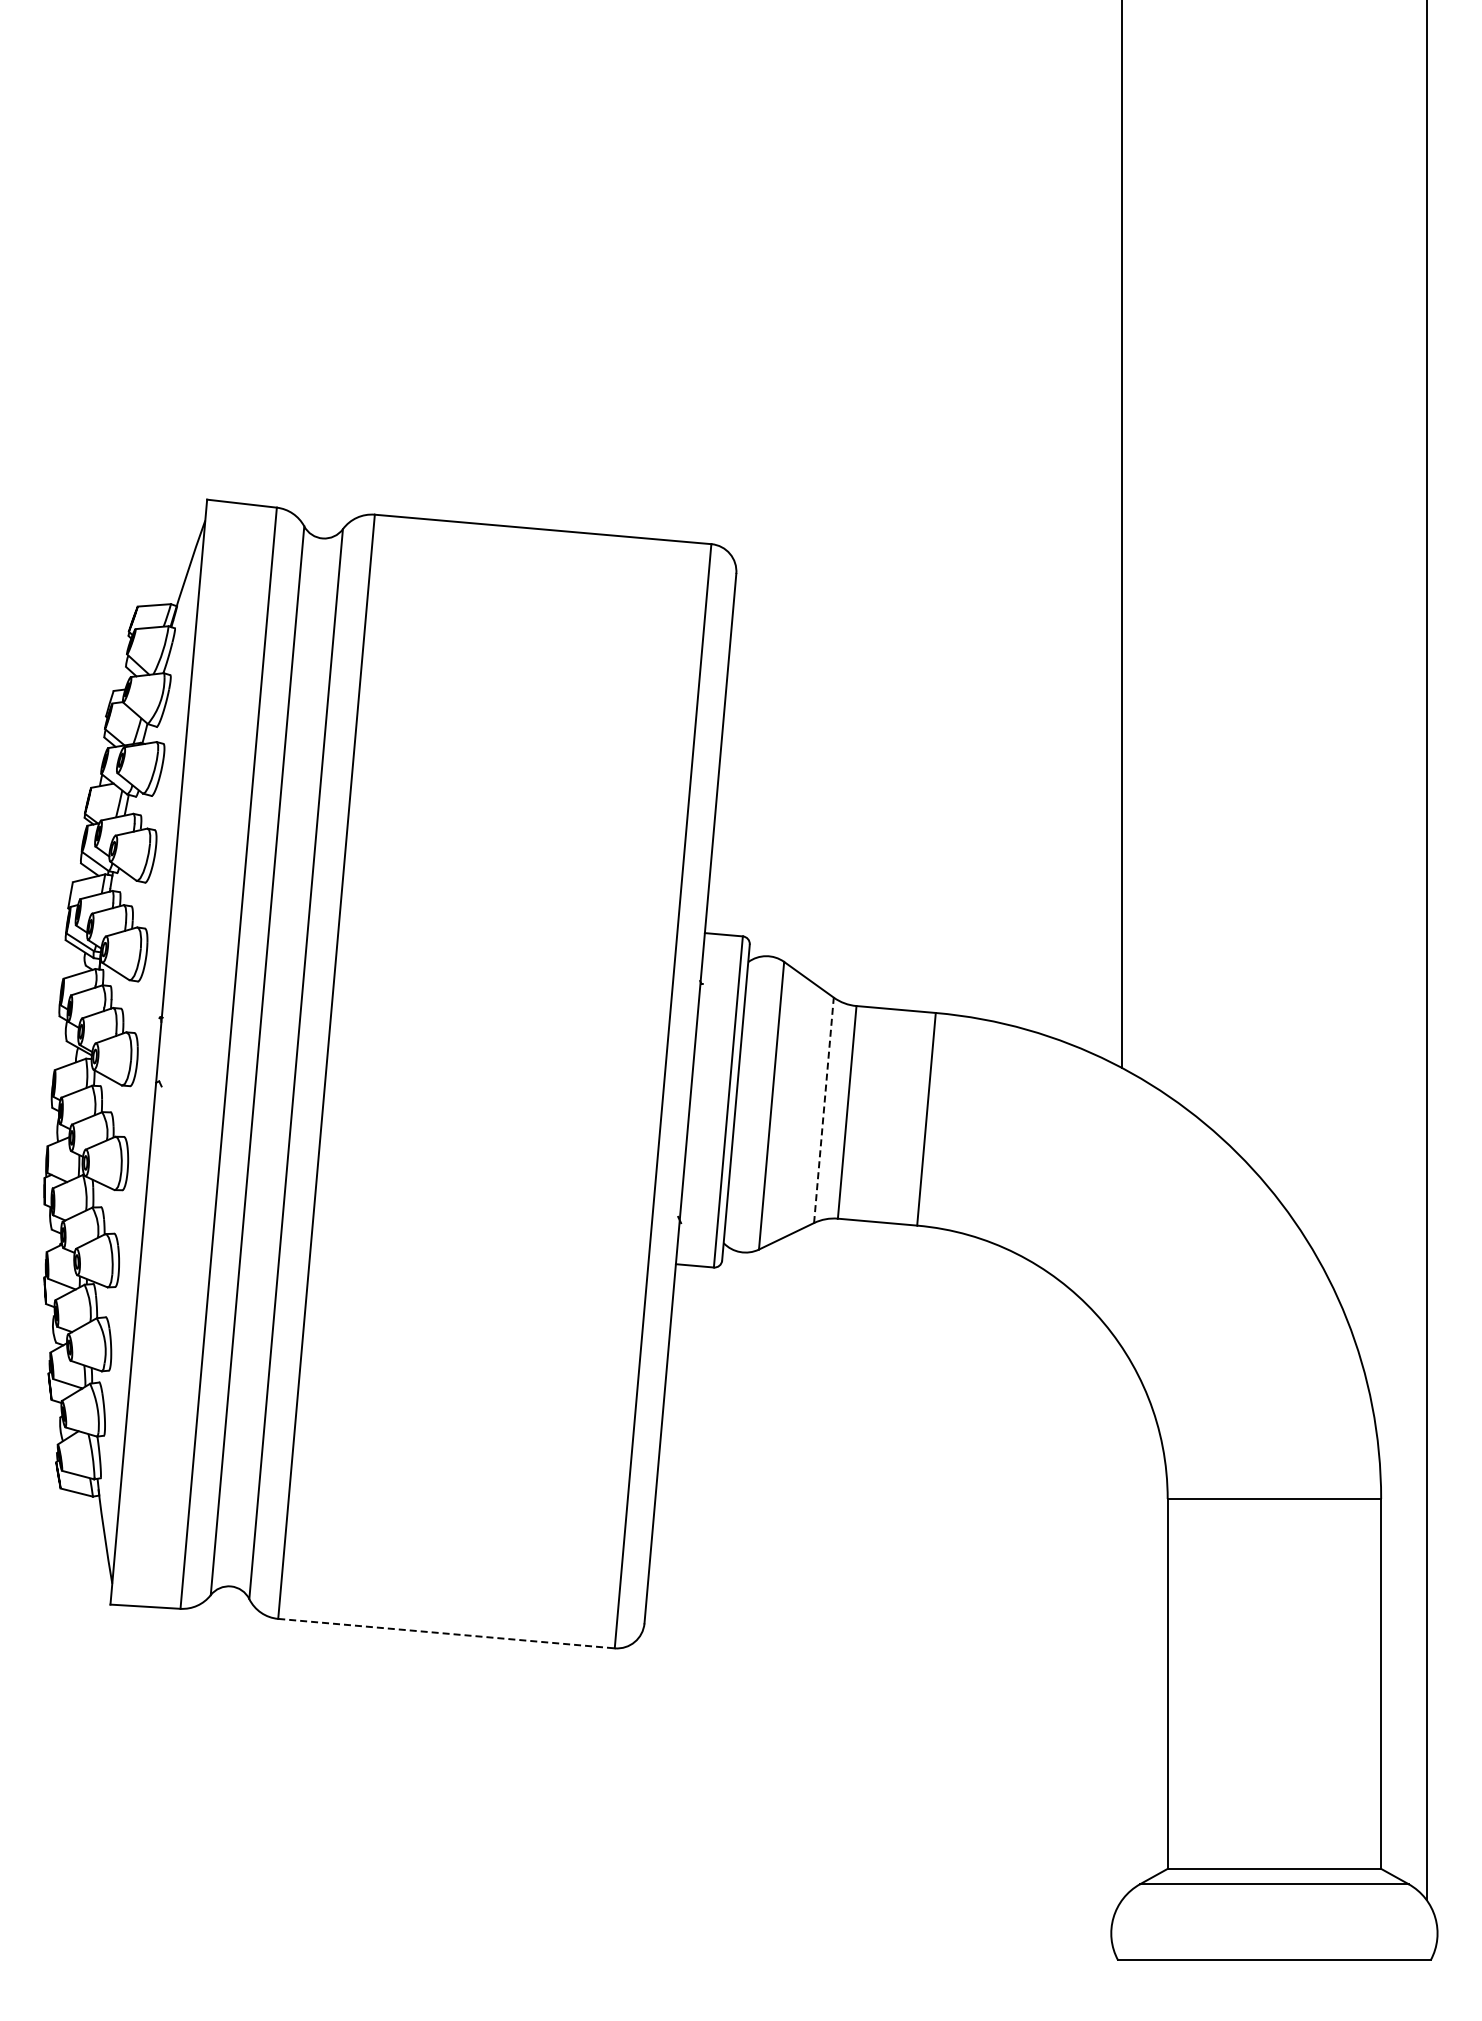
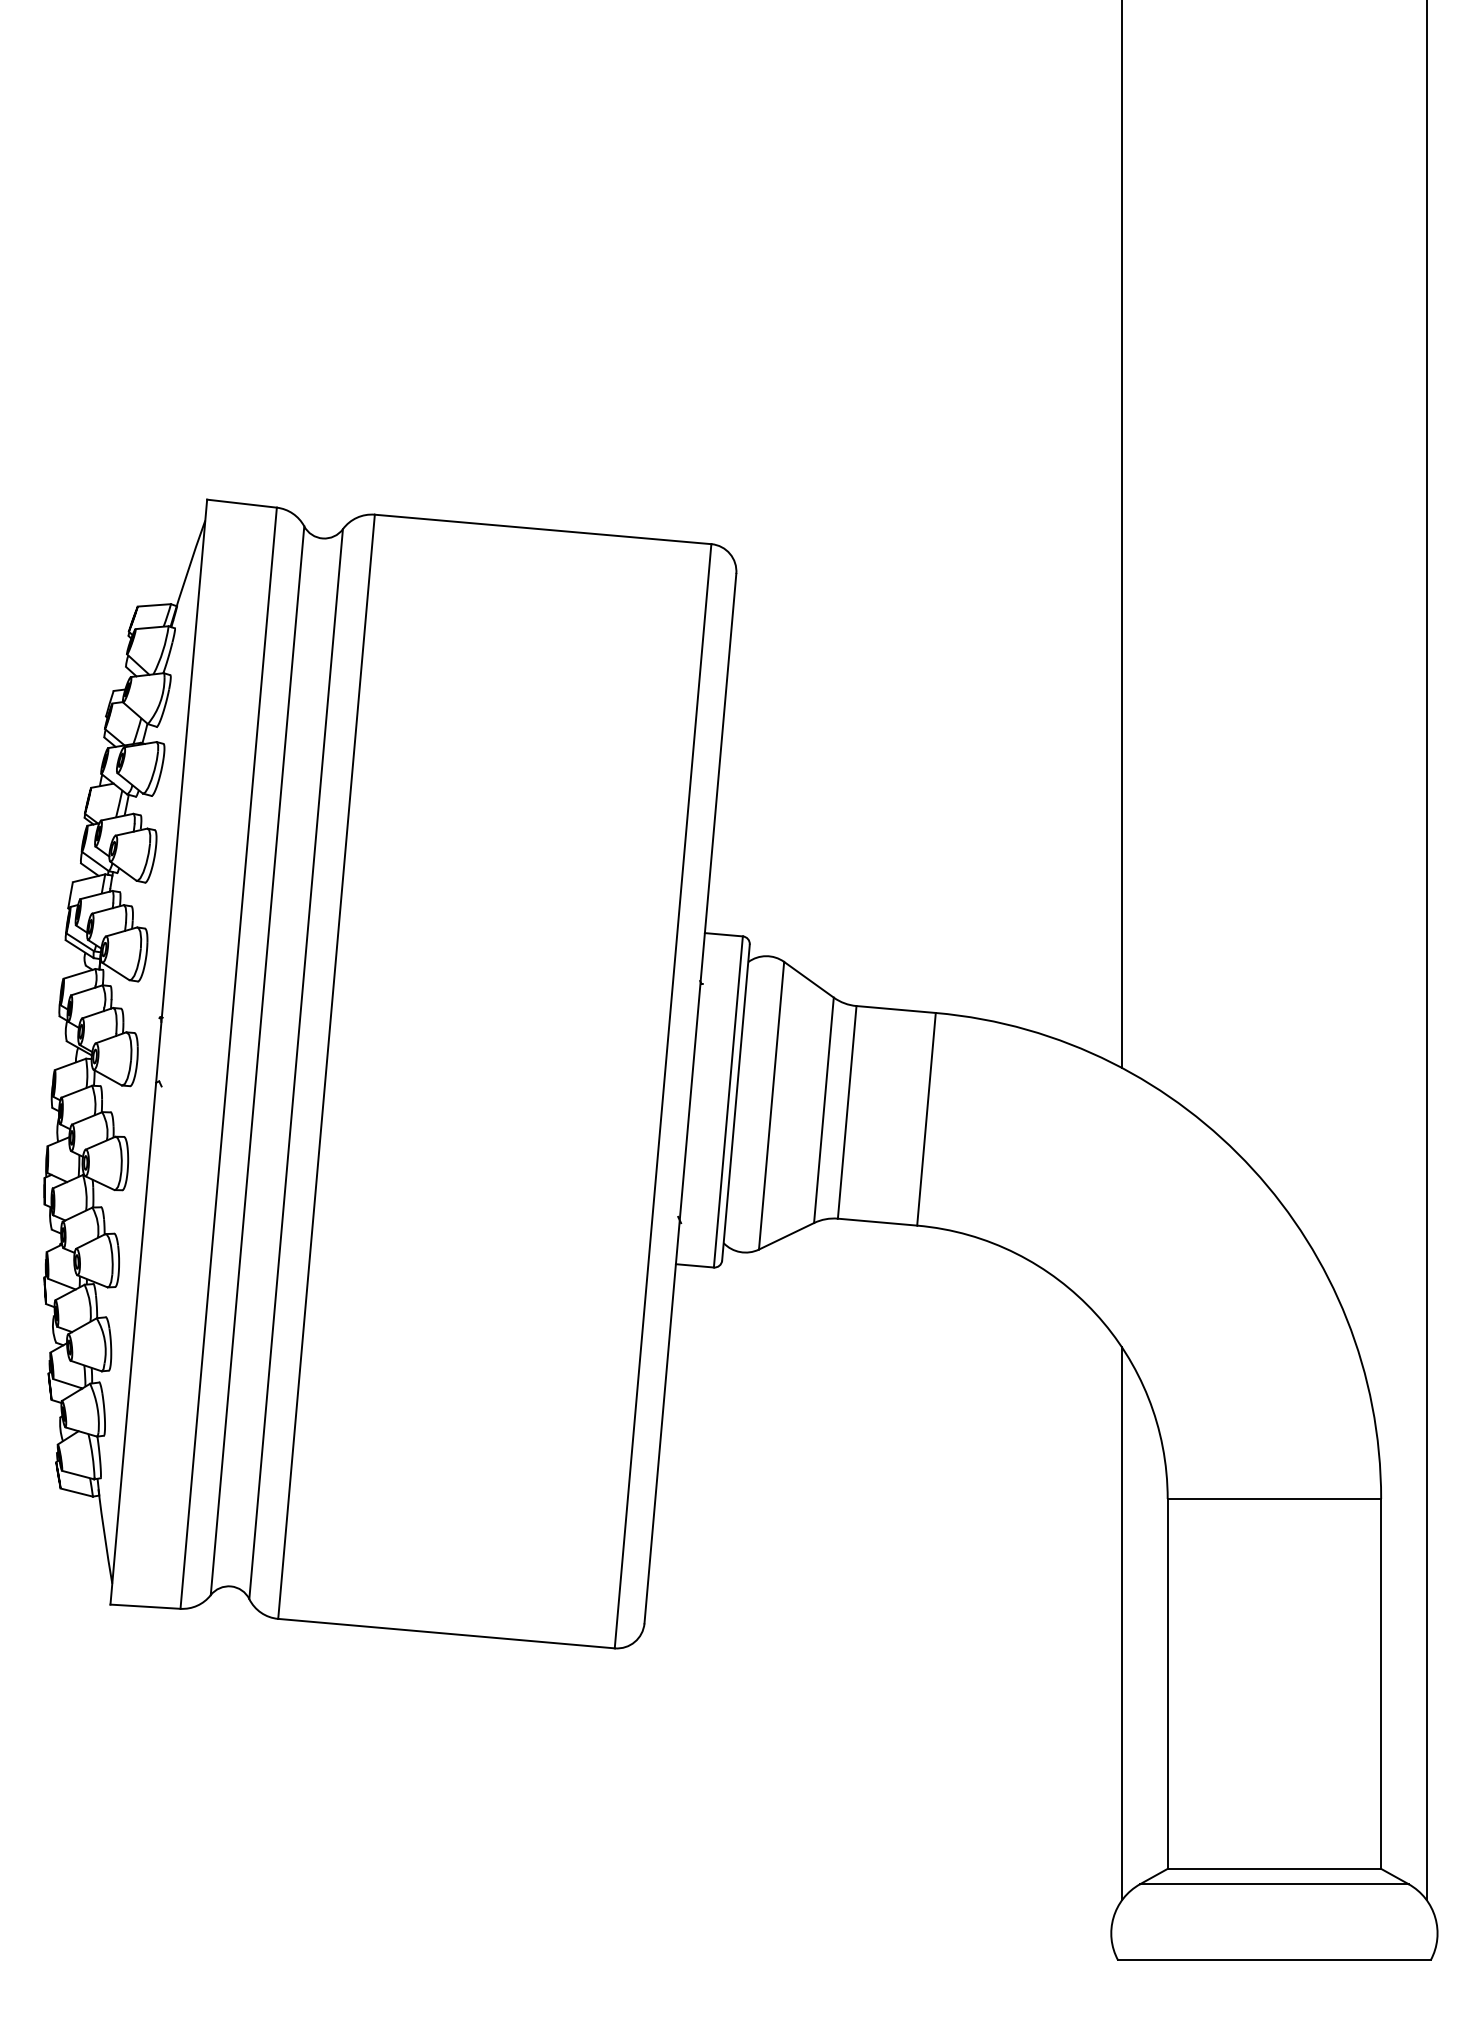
line: dashed -> solid (823, 1109)
line: none -> present (1121, 1623)
line: dashed -> solid (446, 1633)
